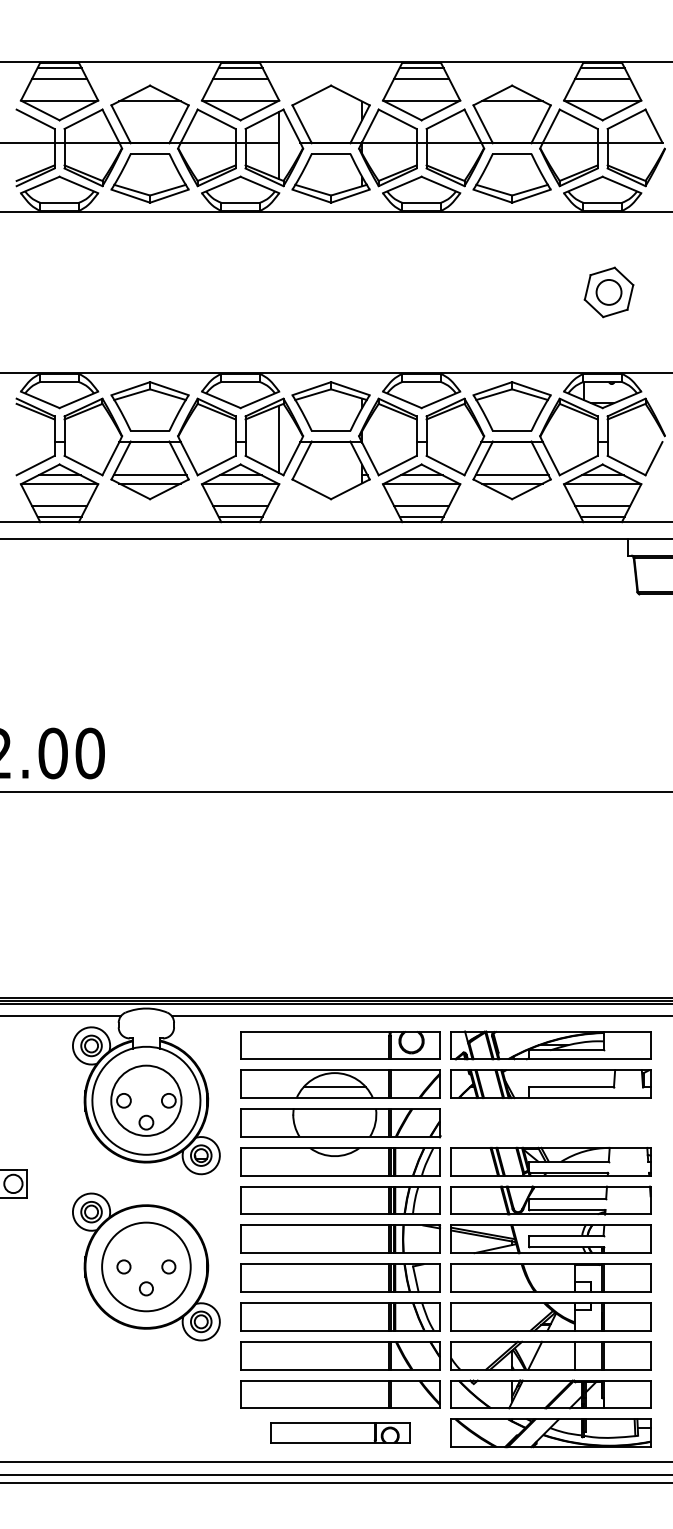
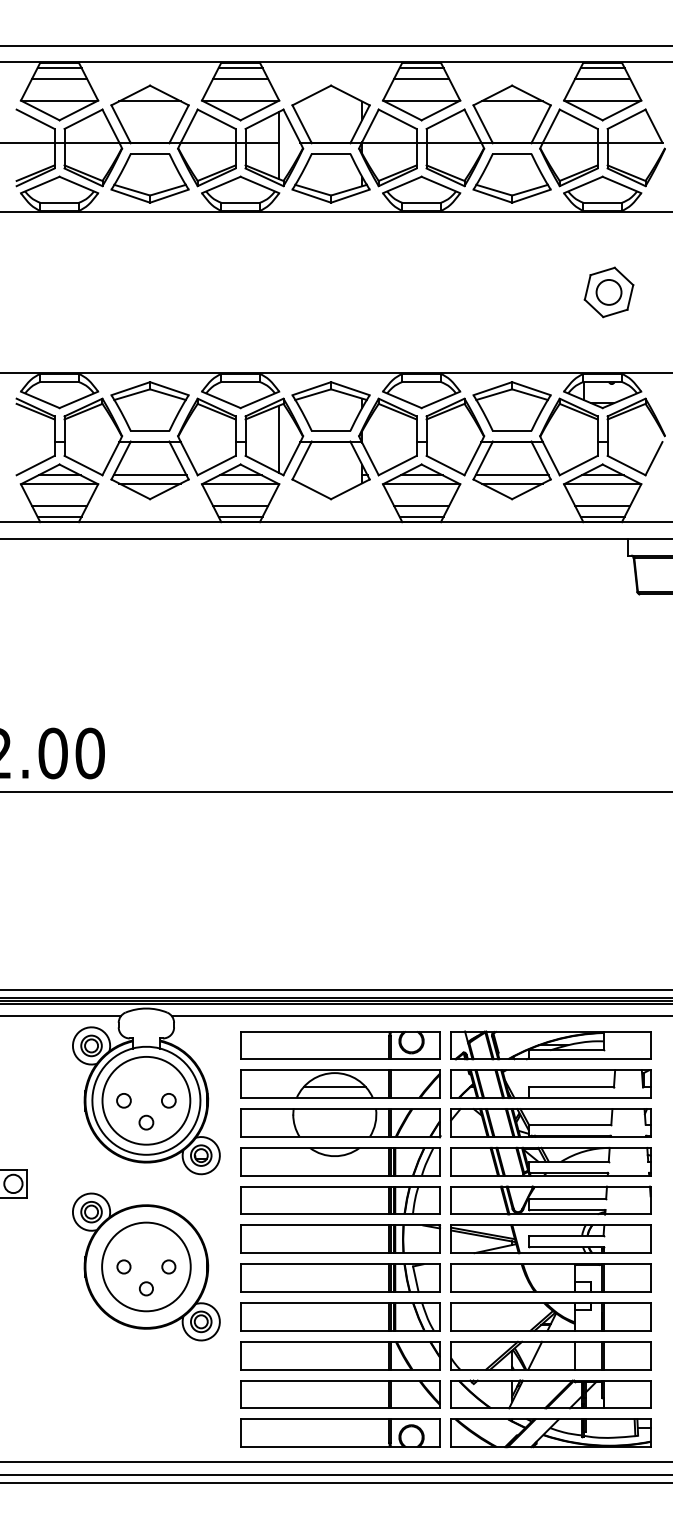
line: none -> present (335, 45)
line: none -> present (335, 989)
circle diameter: 70 px -> 88 px (146, 1100)
part: none -> present (550, 1122)
part size: 141x22 px -> 201x30 px (340, 1432)
